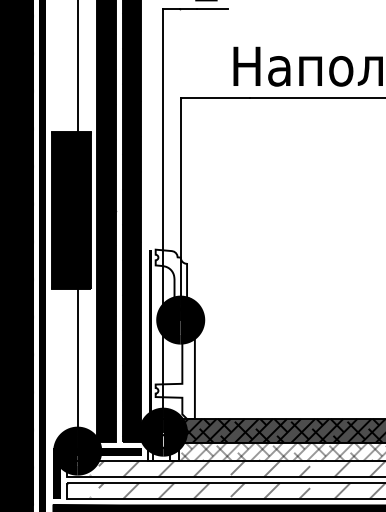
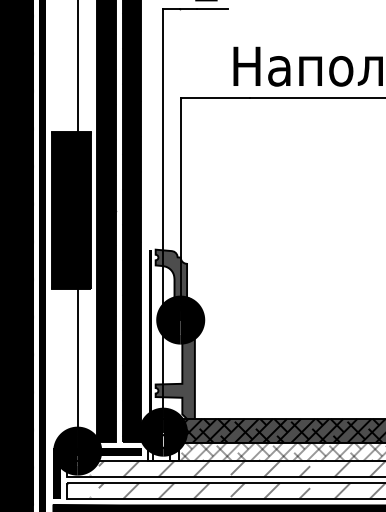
fill: none -> present (174, 334)
